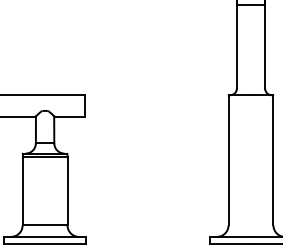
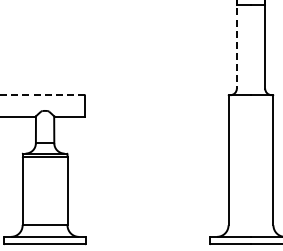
line: solid -> dashed (236, 44)
line: solid -> dashed (42, 95)
